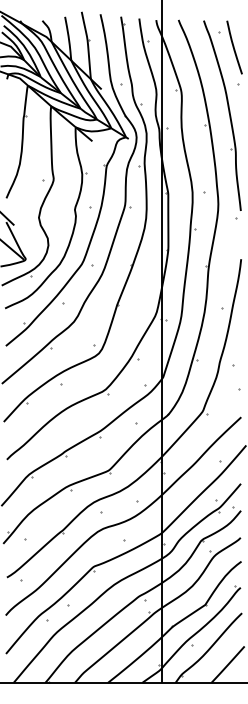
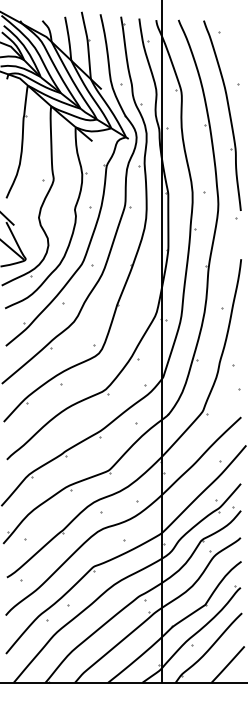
line: present -> none (234, 47)
